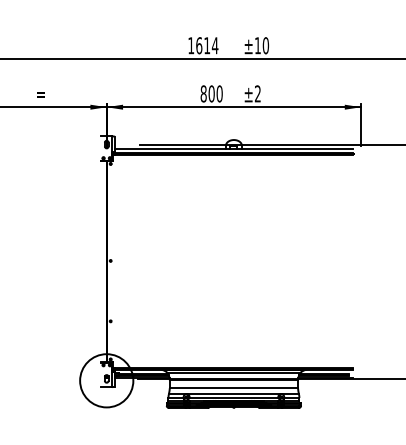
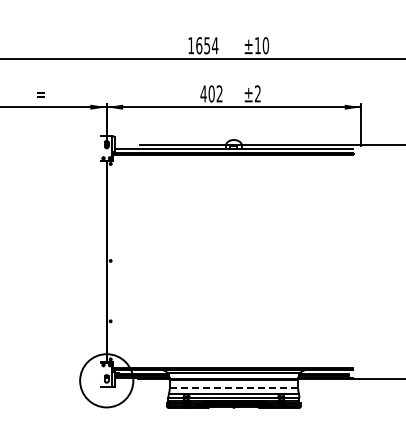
text: 1614 -> 1654 (207, 45)
text: 800 -> 402 (211, 93)
line: solid -> dashed (234, 388)
